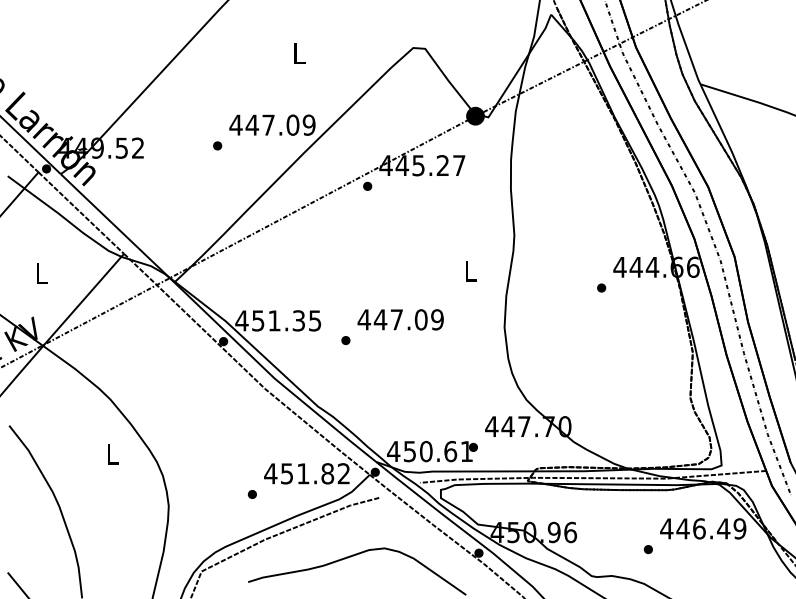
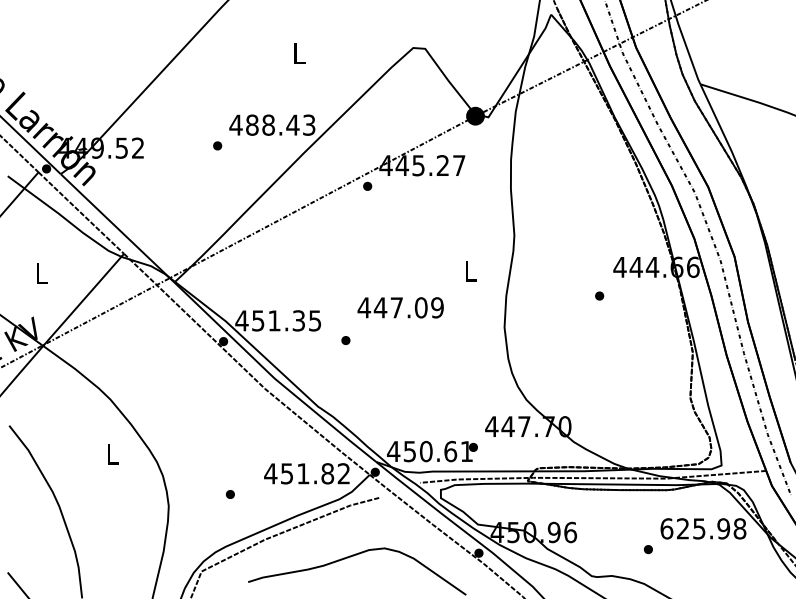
text: 447.09 -> 488.43 (280, 124)
part position: (601, 287) -> (599, 295) (599, 295)
text position: (400, 319) -> (400, 307) (400, 307)
part position: (251, 494) -> (229, 494) (229, 494)
text: 446.49 -> 625.98 (703, 528)
